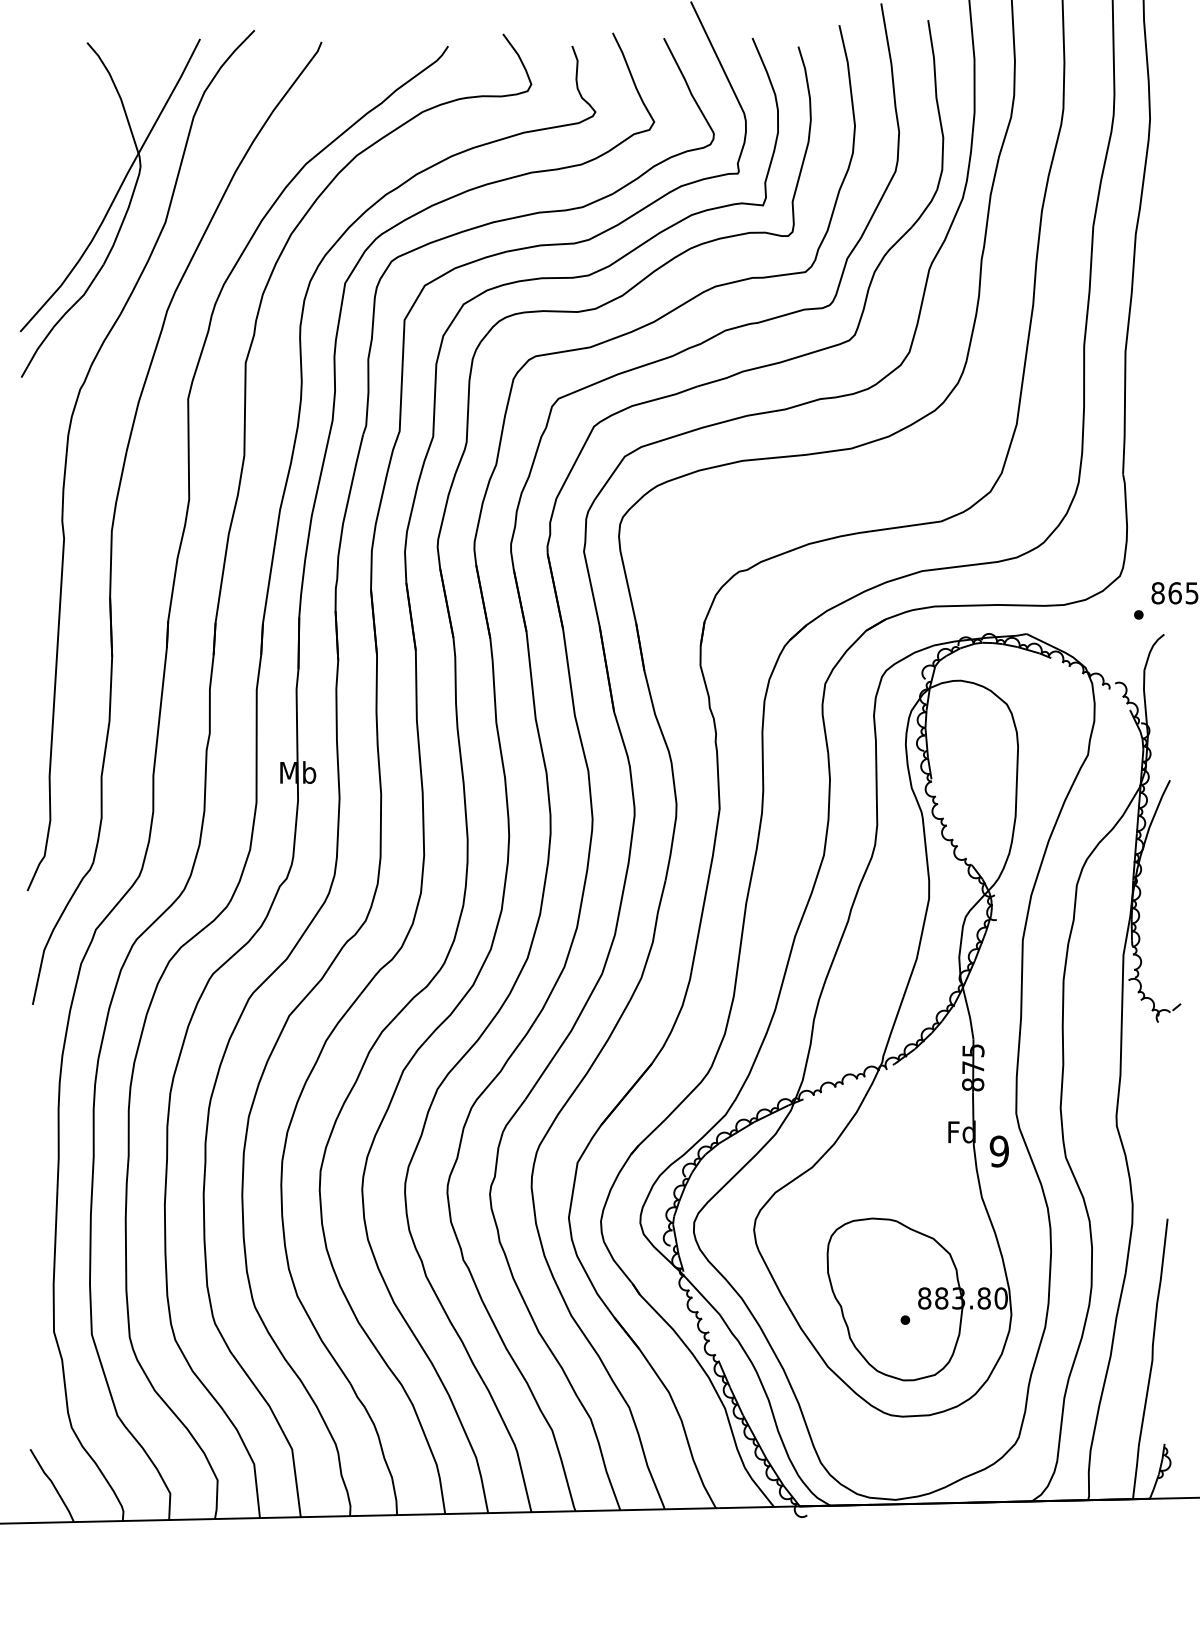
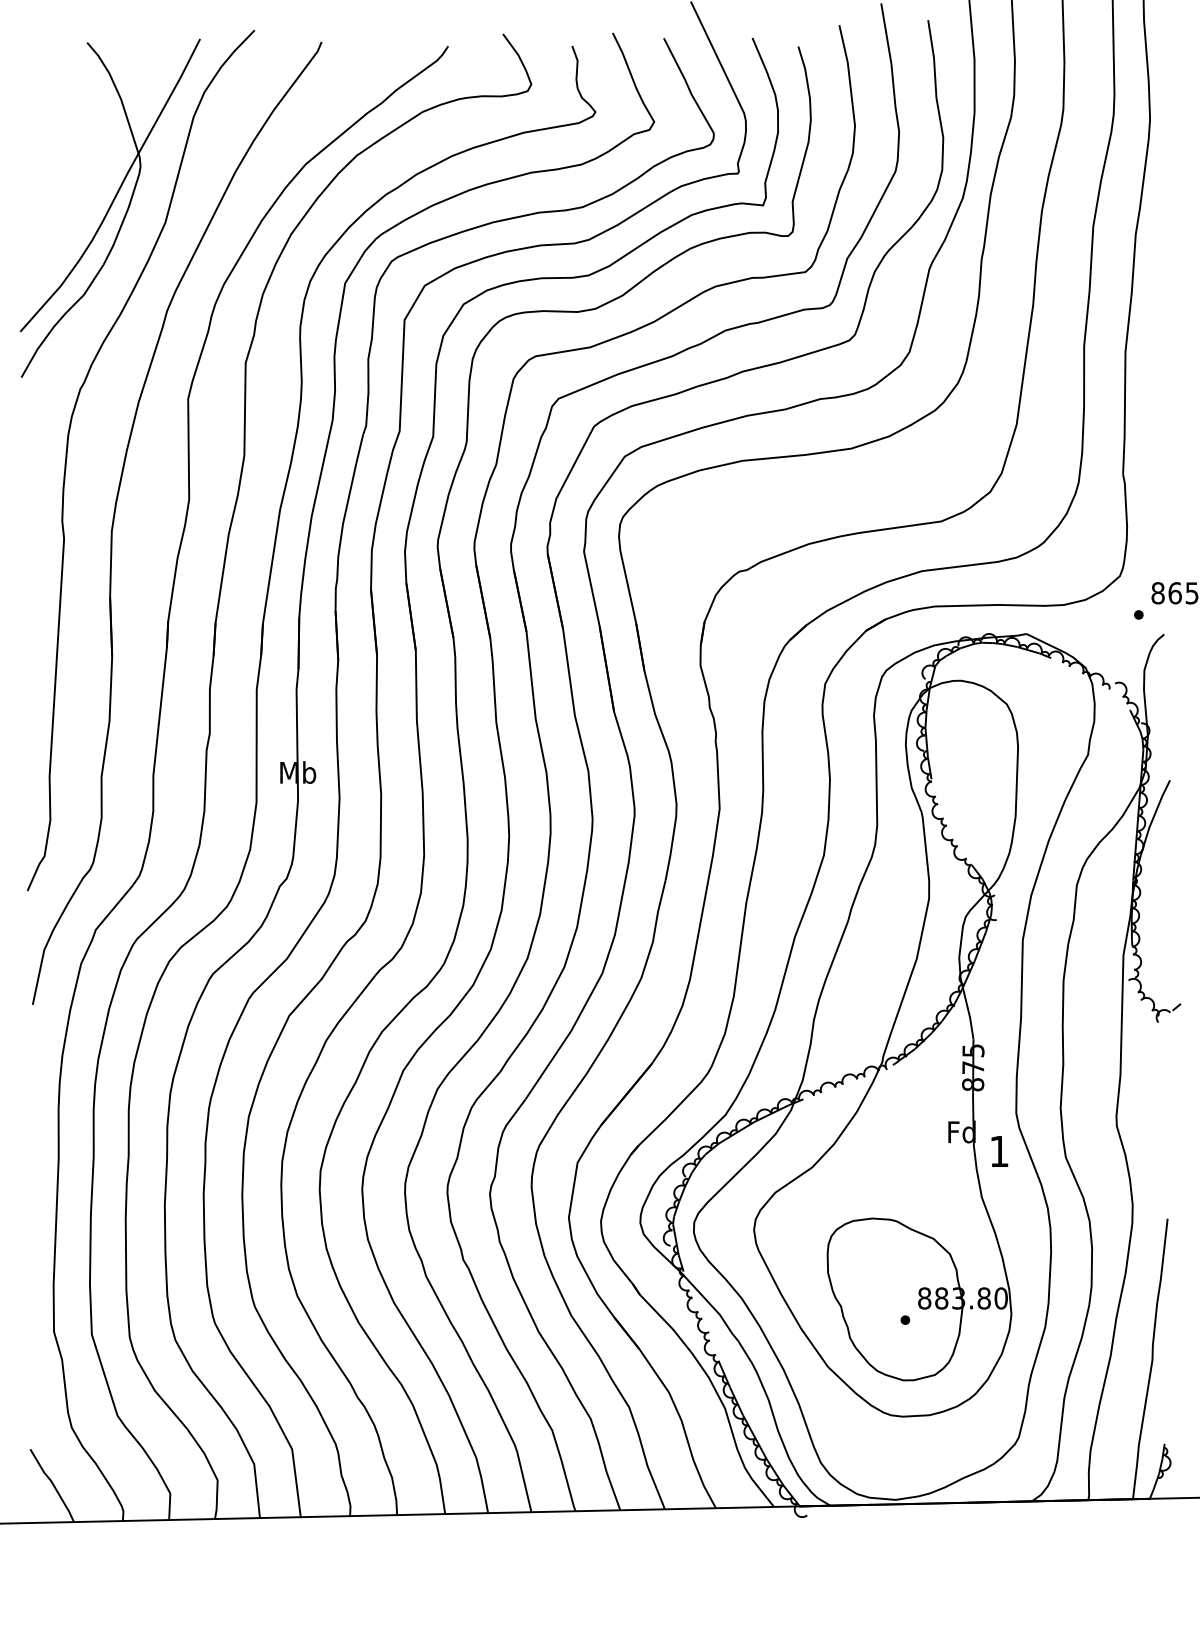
text: 9 -> 1 (998, 1151)
